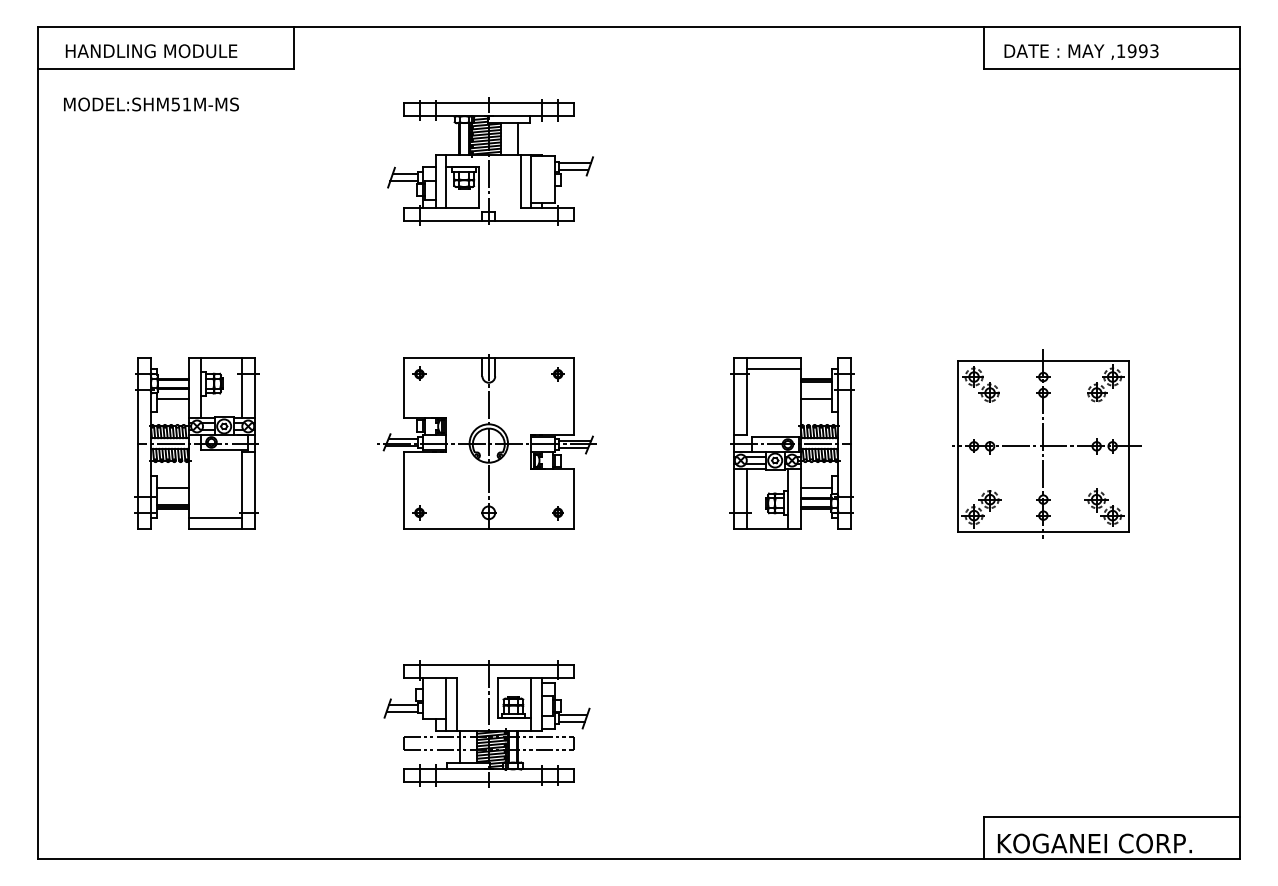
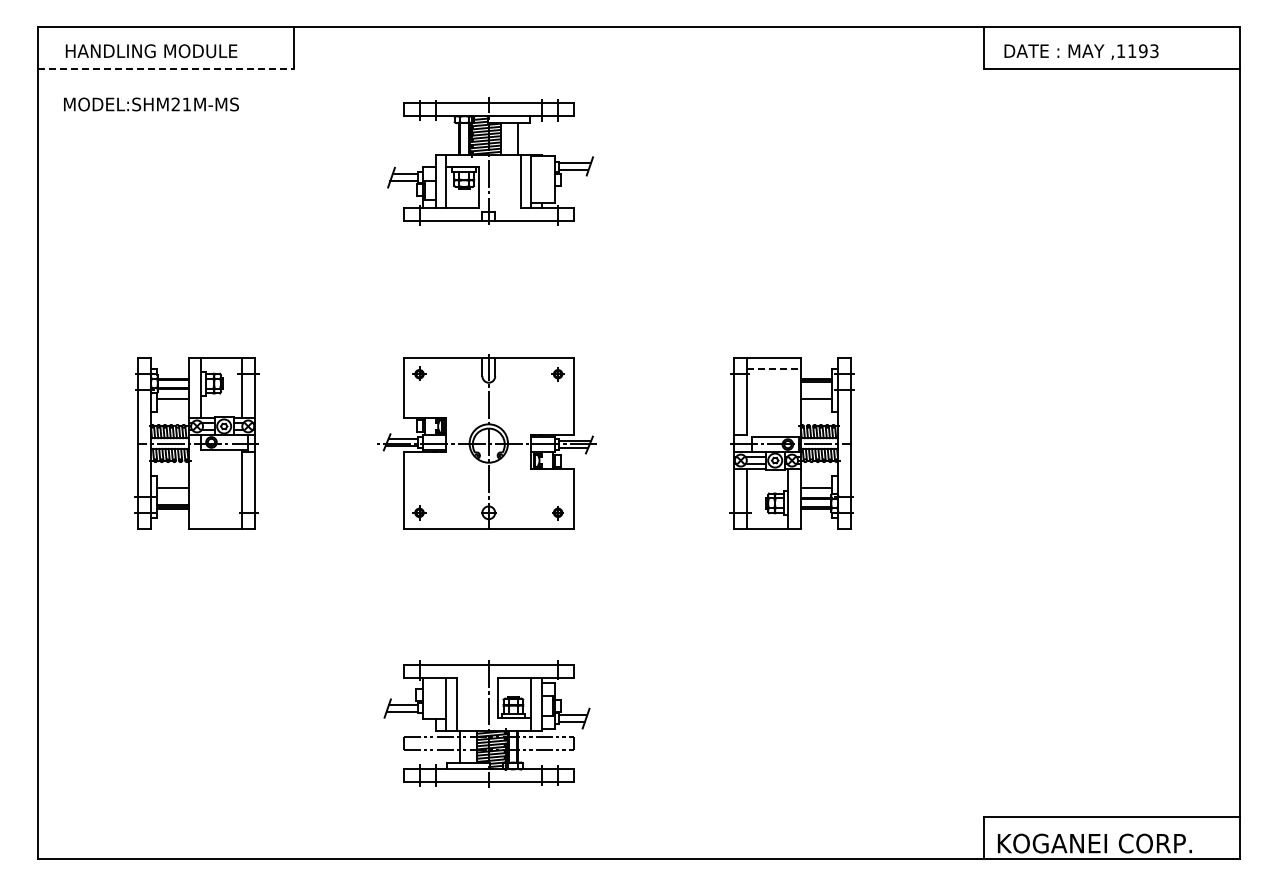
text: ,1993 -> ,1193 (1131, 51)
line: solid -> dashed (166, 69)
text: MODEL:SHM51M-MS -> MODEL:SHM21M-MS (175, 104)
line: solid -> dashed (773, 368)
part: present -> none (1046, 443)
line: present -> none (214, 518)
